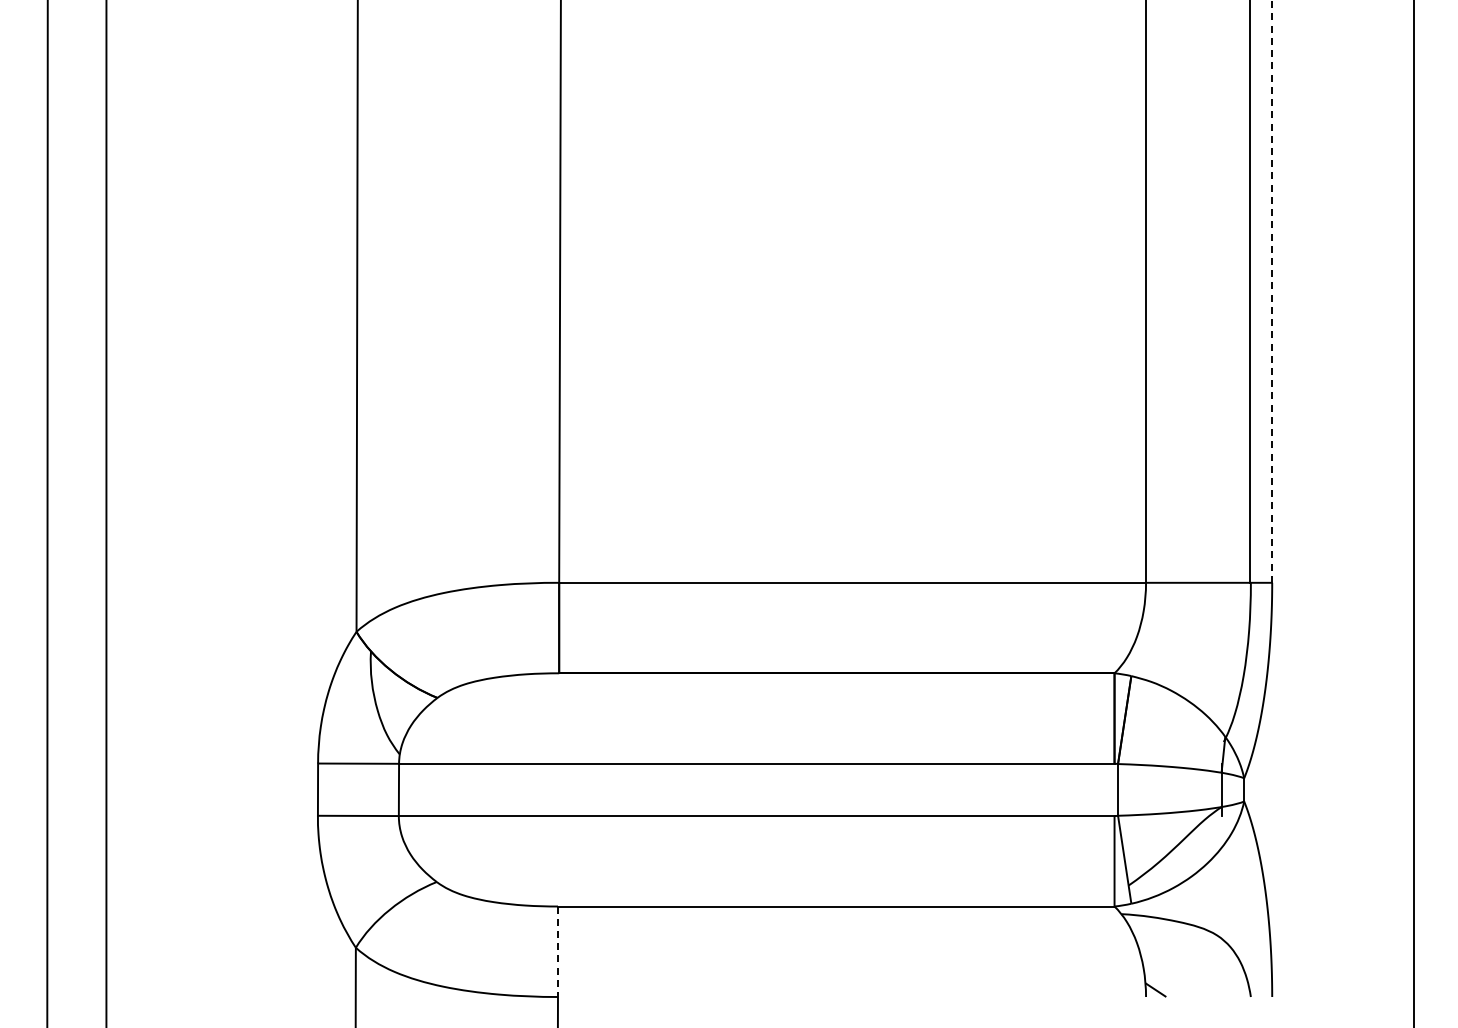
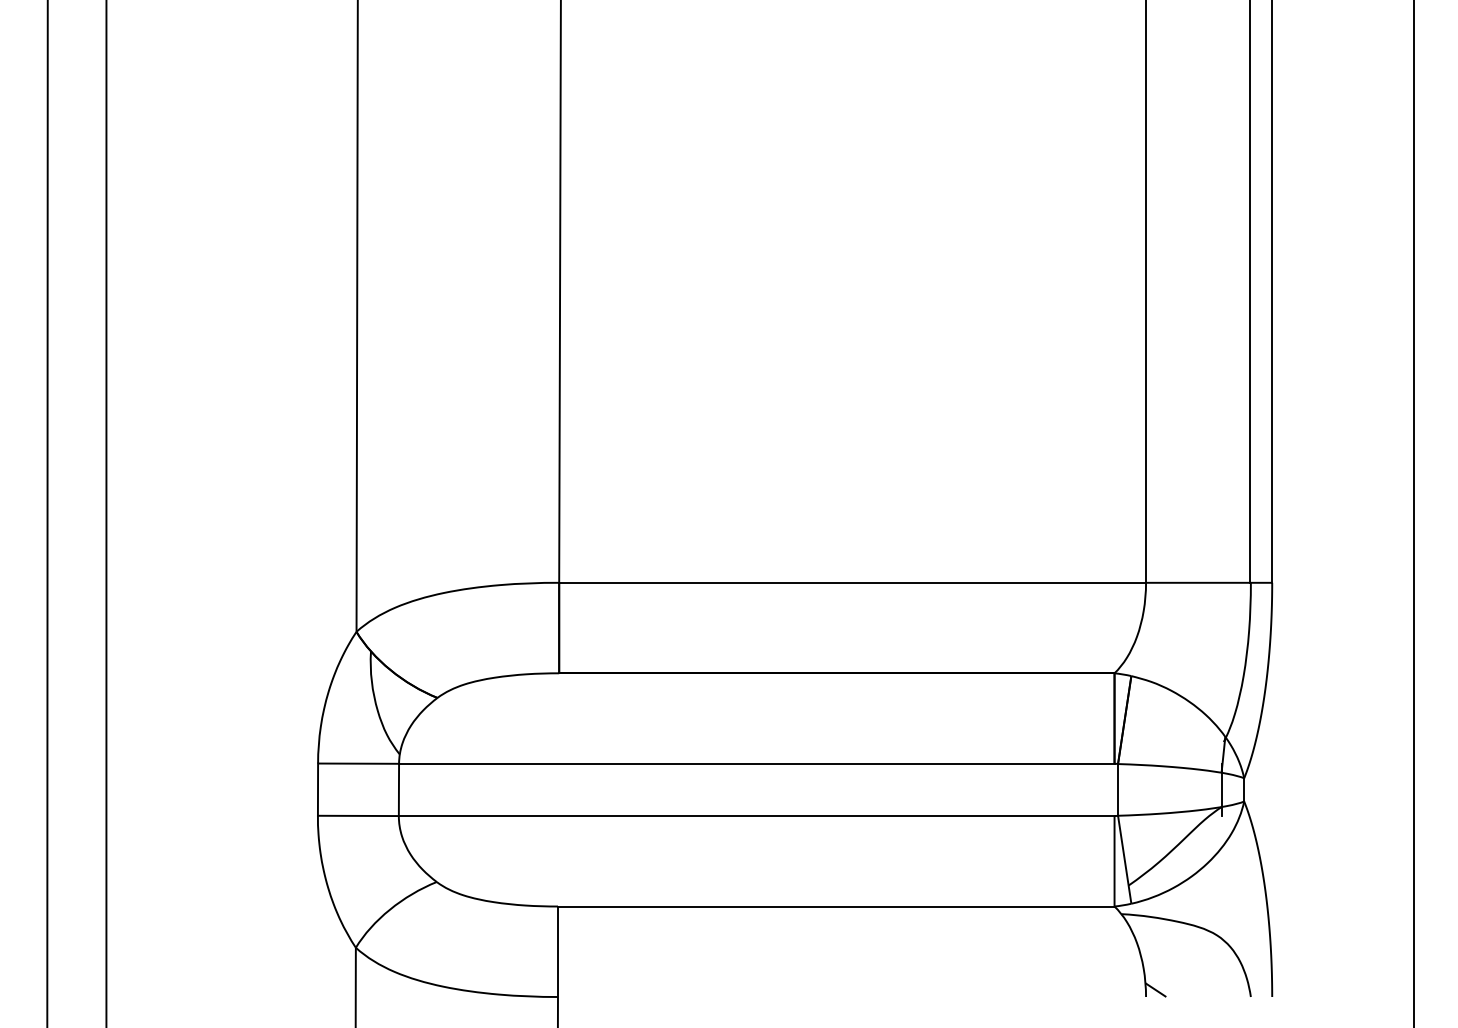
line: dashed -> solid (1272, 291)
arc: dashed -> solid (557, 948)
